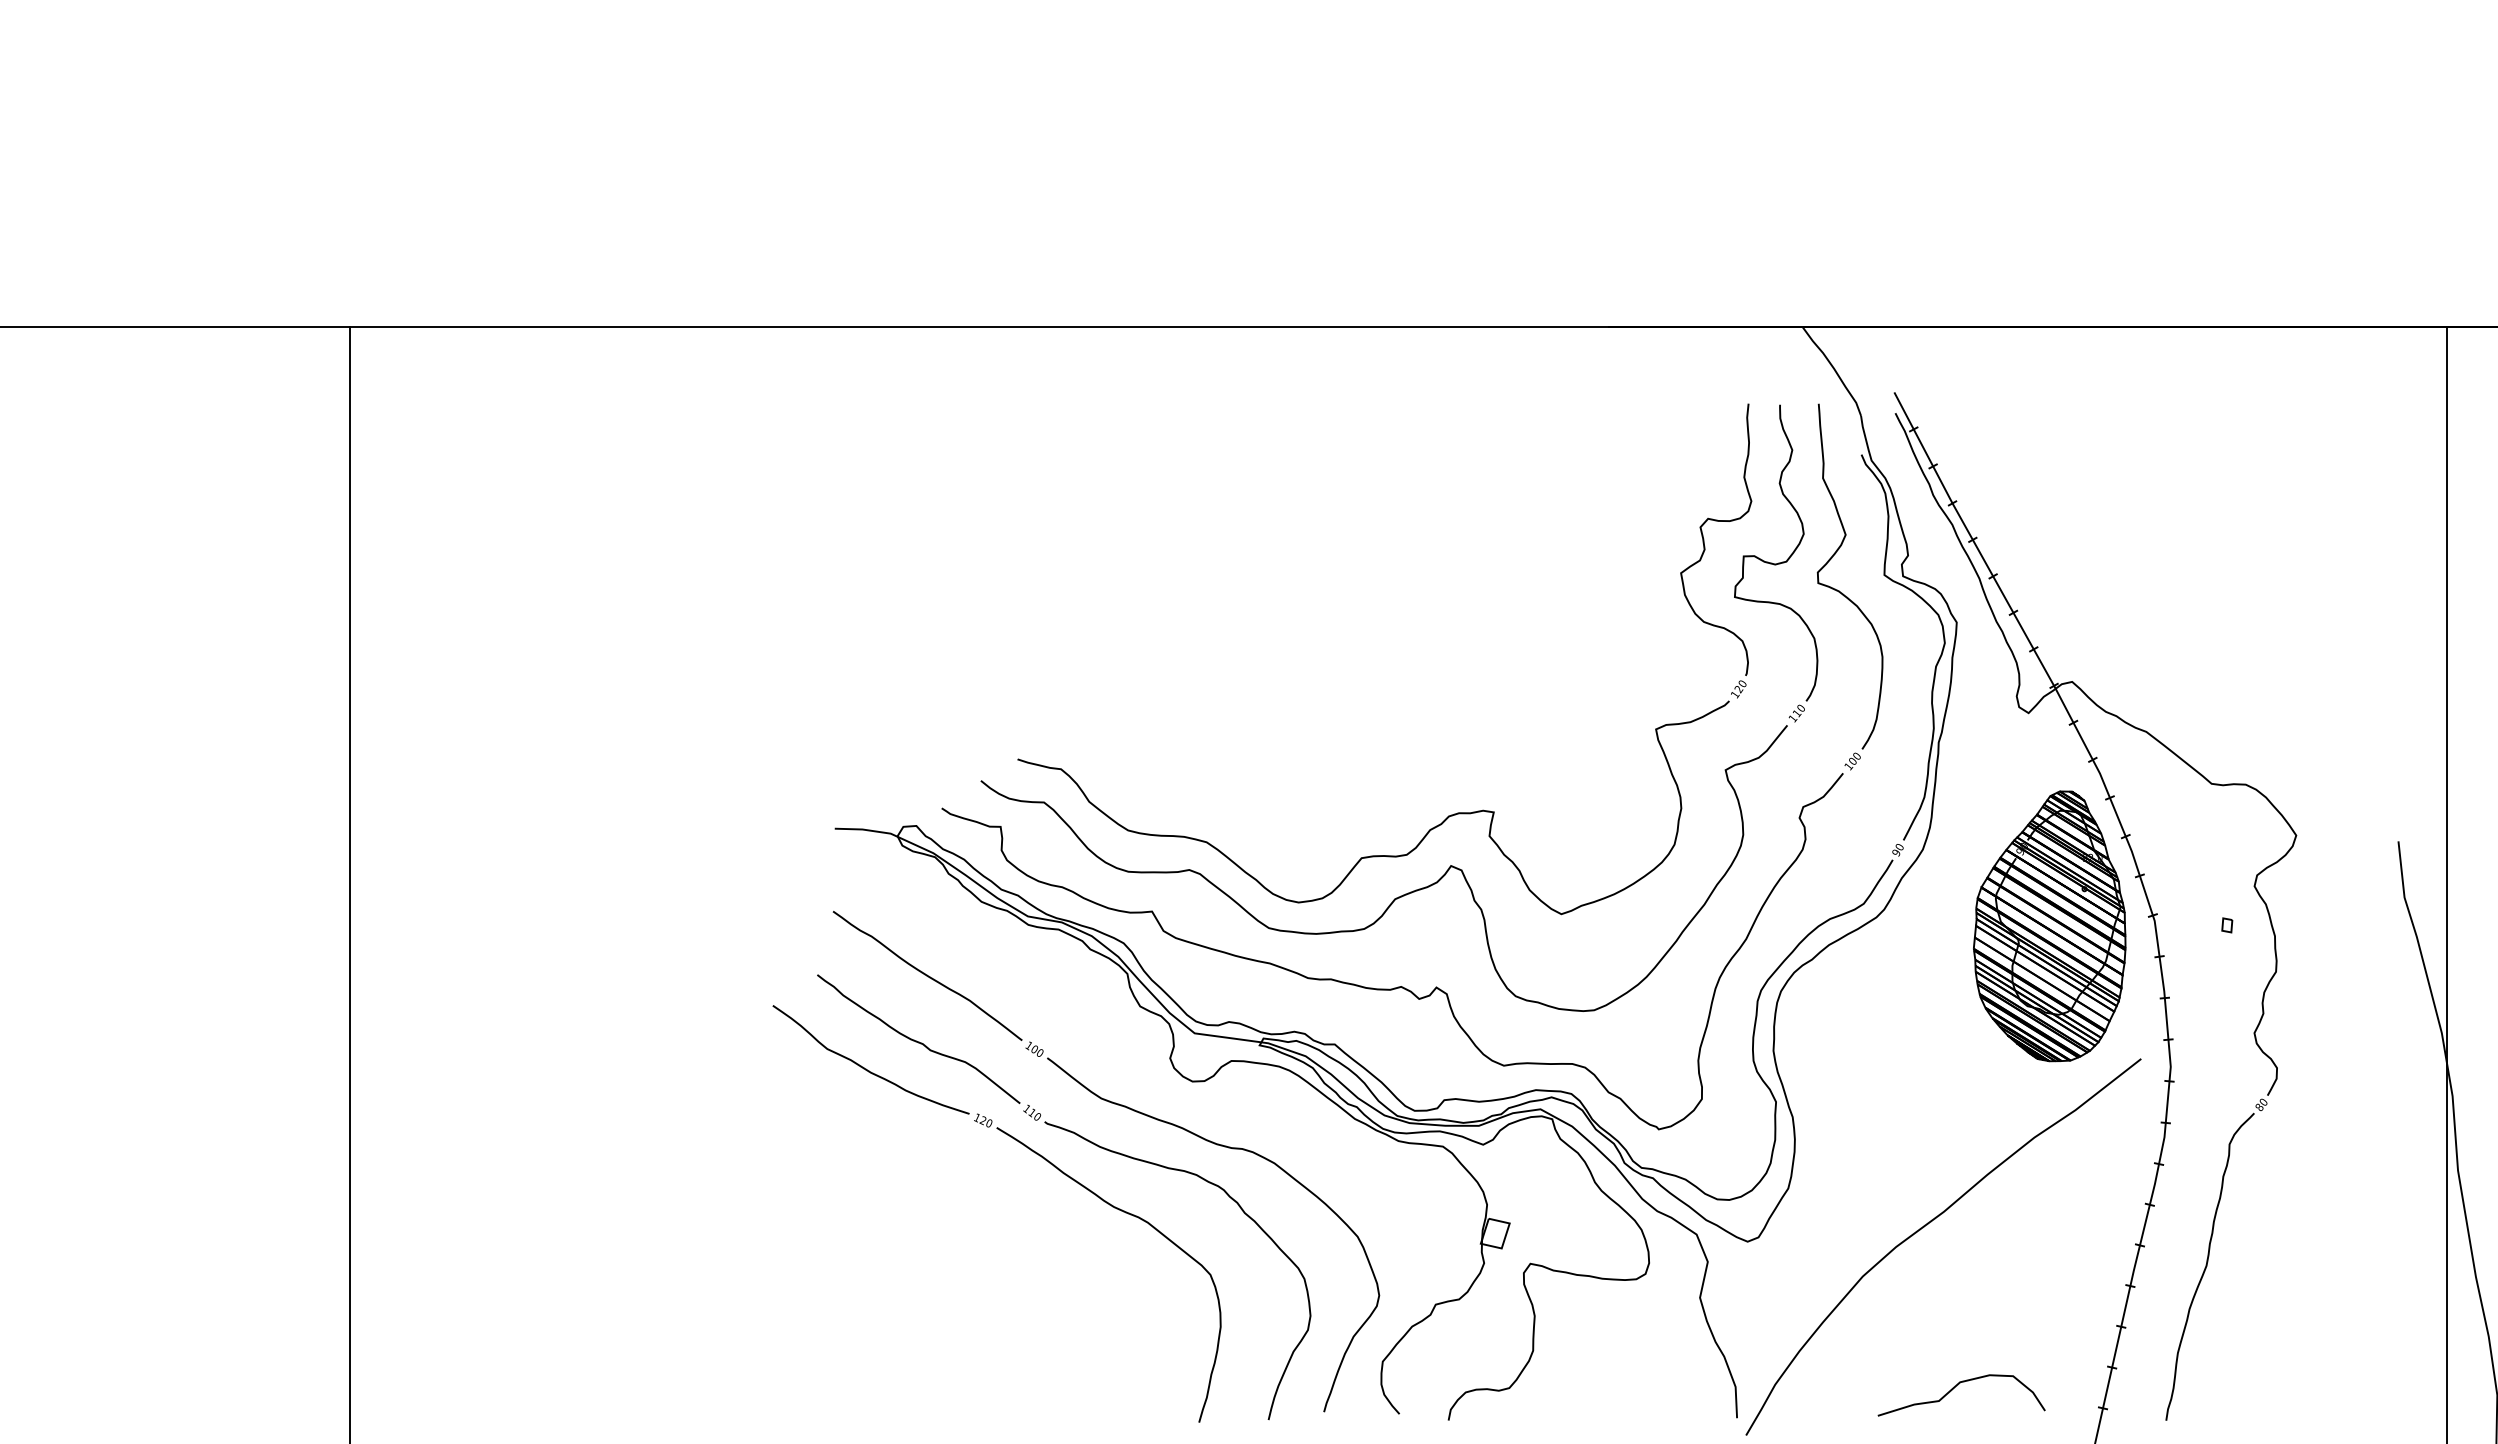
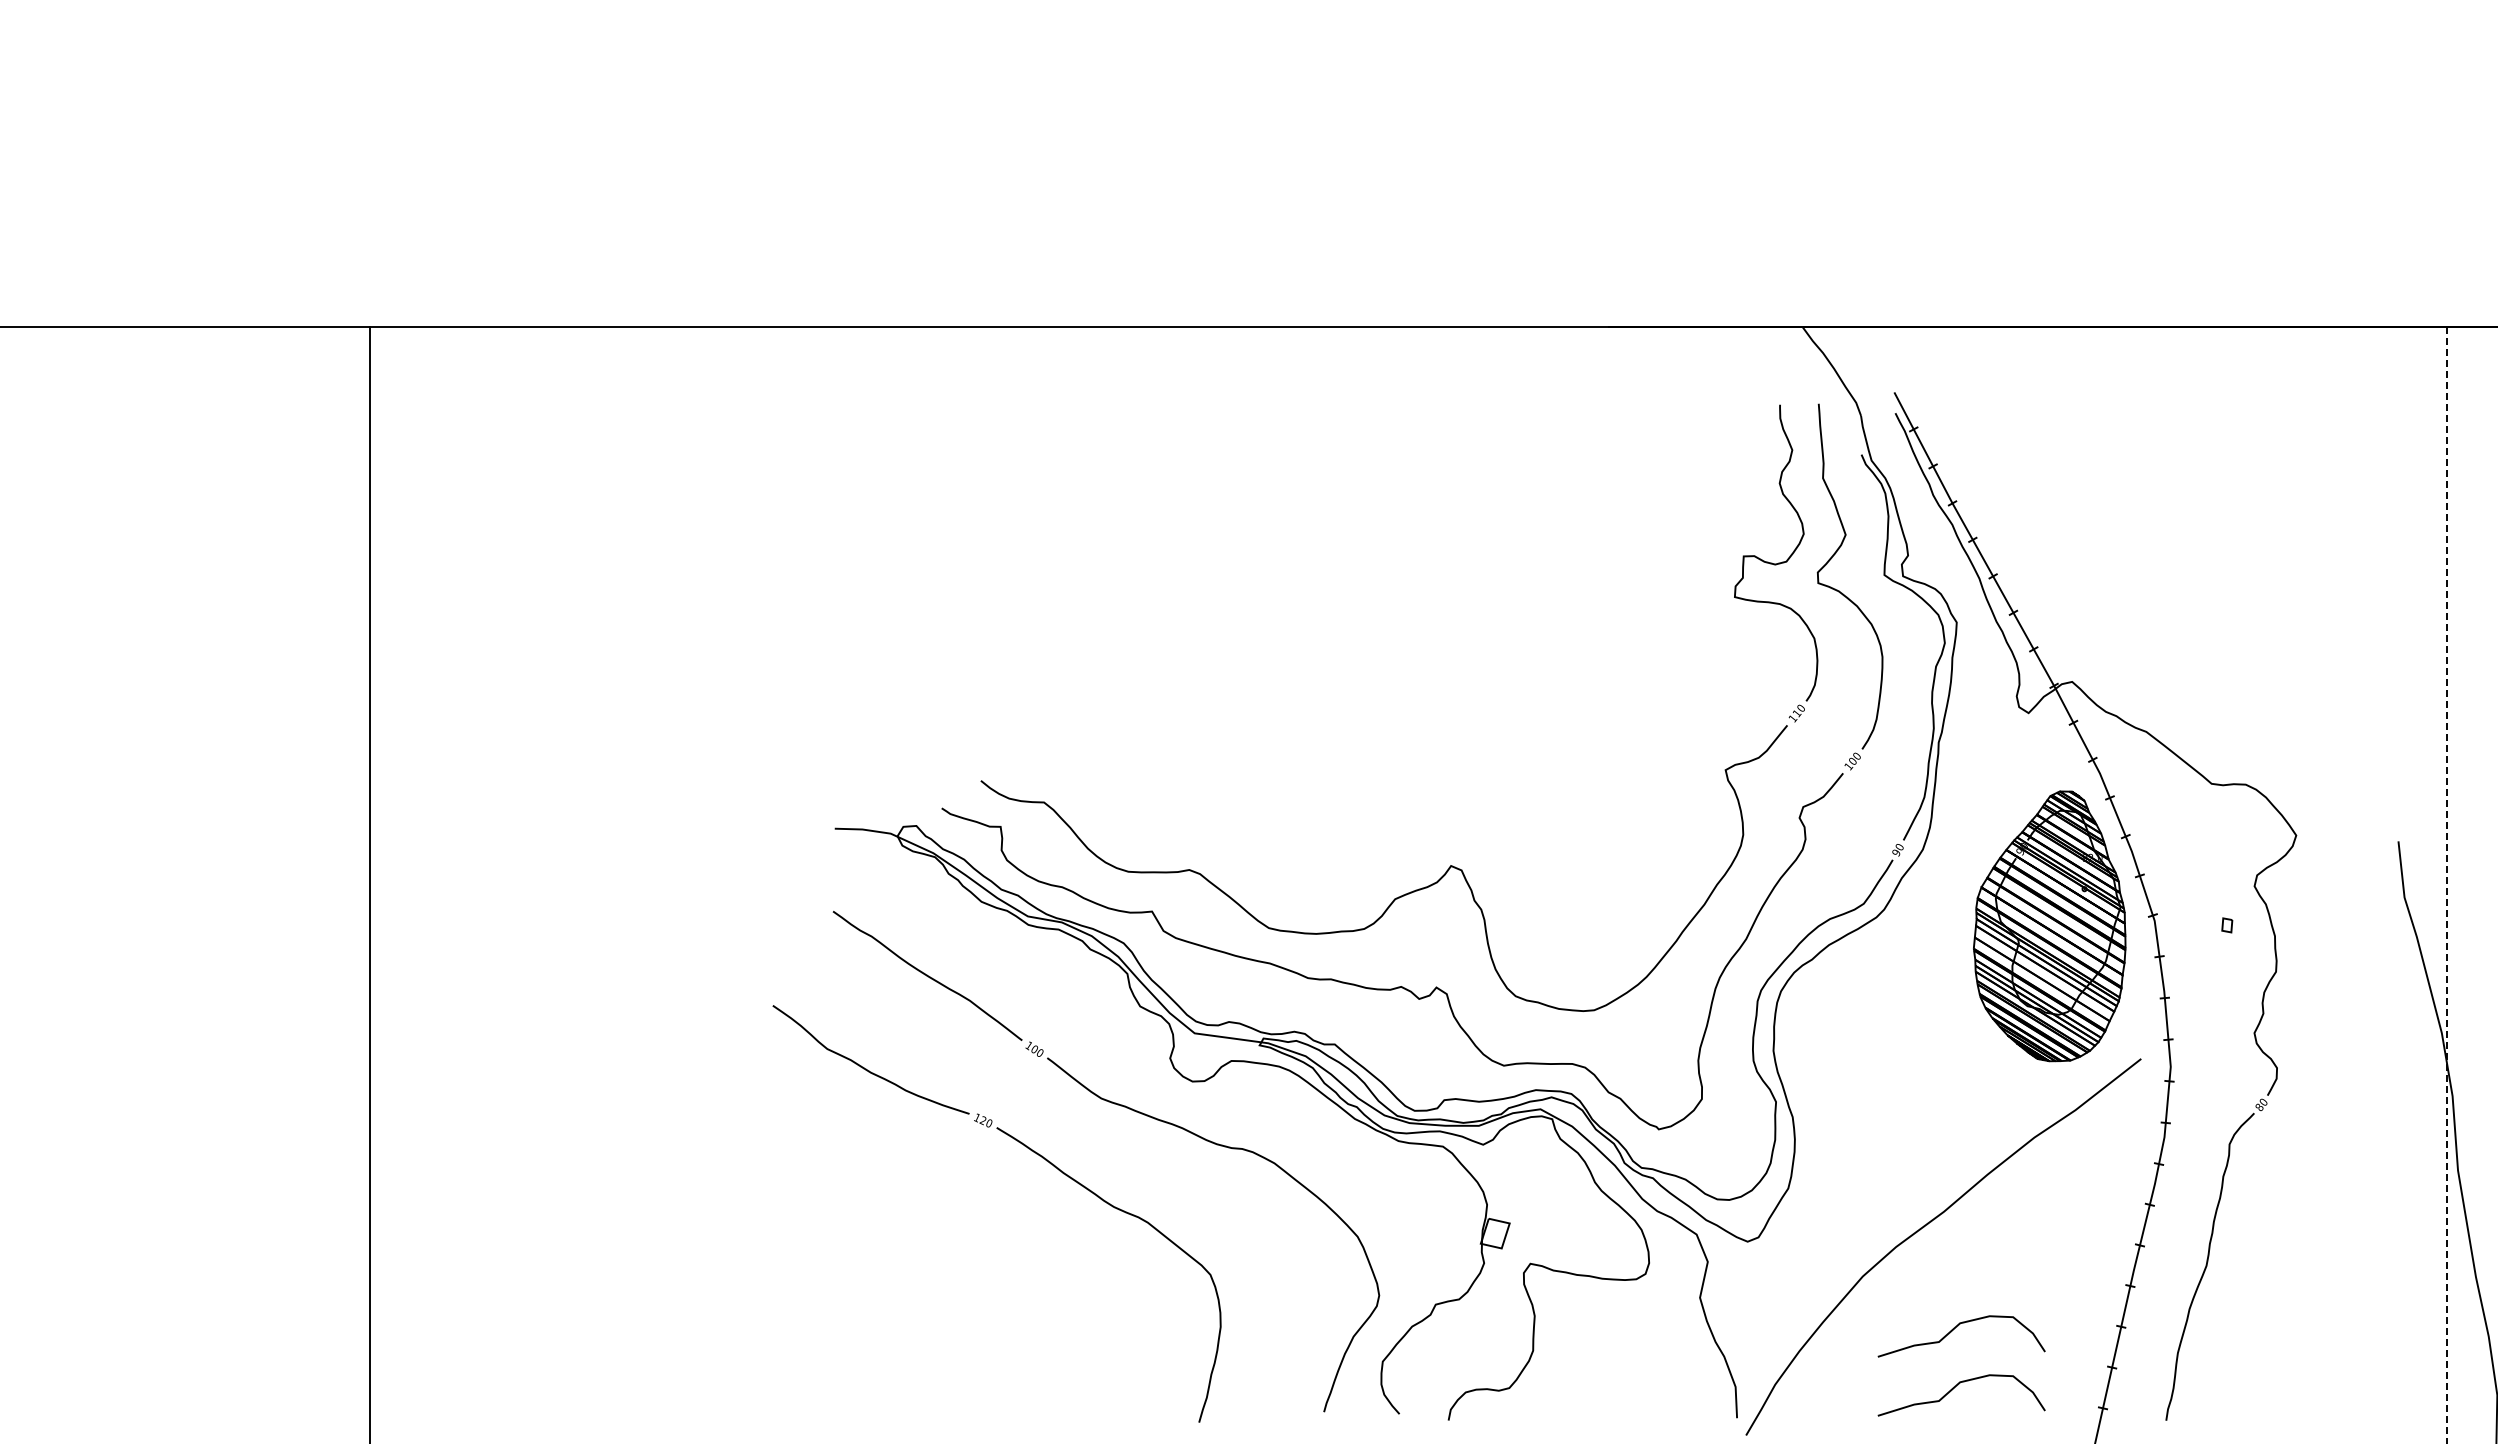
part: present -> none (1448, 815)
line position: (350, 883) -> (370, 883) (370, 883)
line: solid -> dashed (2447, 885)
part: present -> none (1096, 1146)
curve: none -> present (1954, 1329)
